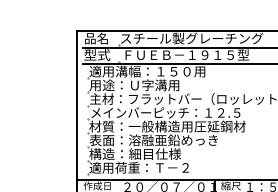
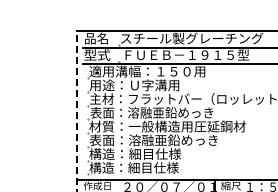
line: solid -> dashed (77, 110)
text: メインバーピッチ：１２.５ -> 表面：溶融亜鉛めっき (165, 112)
text: 適用荷重：Ｔ－２ -> 構造：細目仕様 (139, 167)
